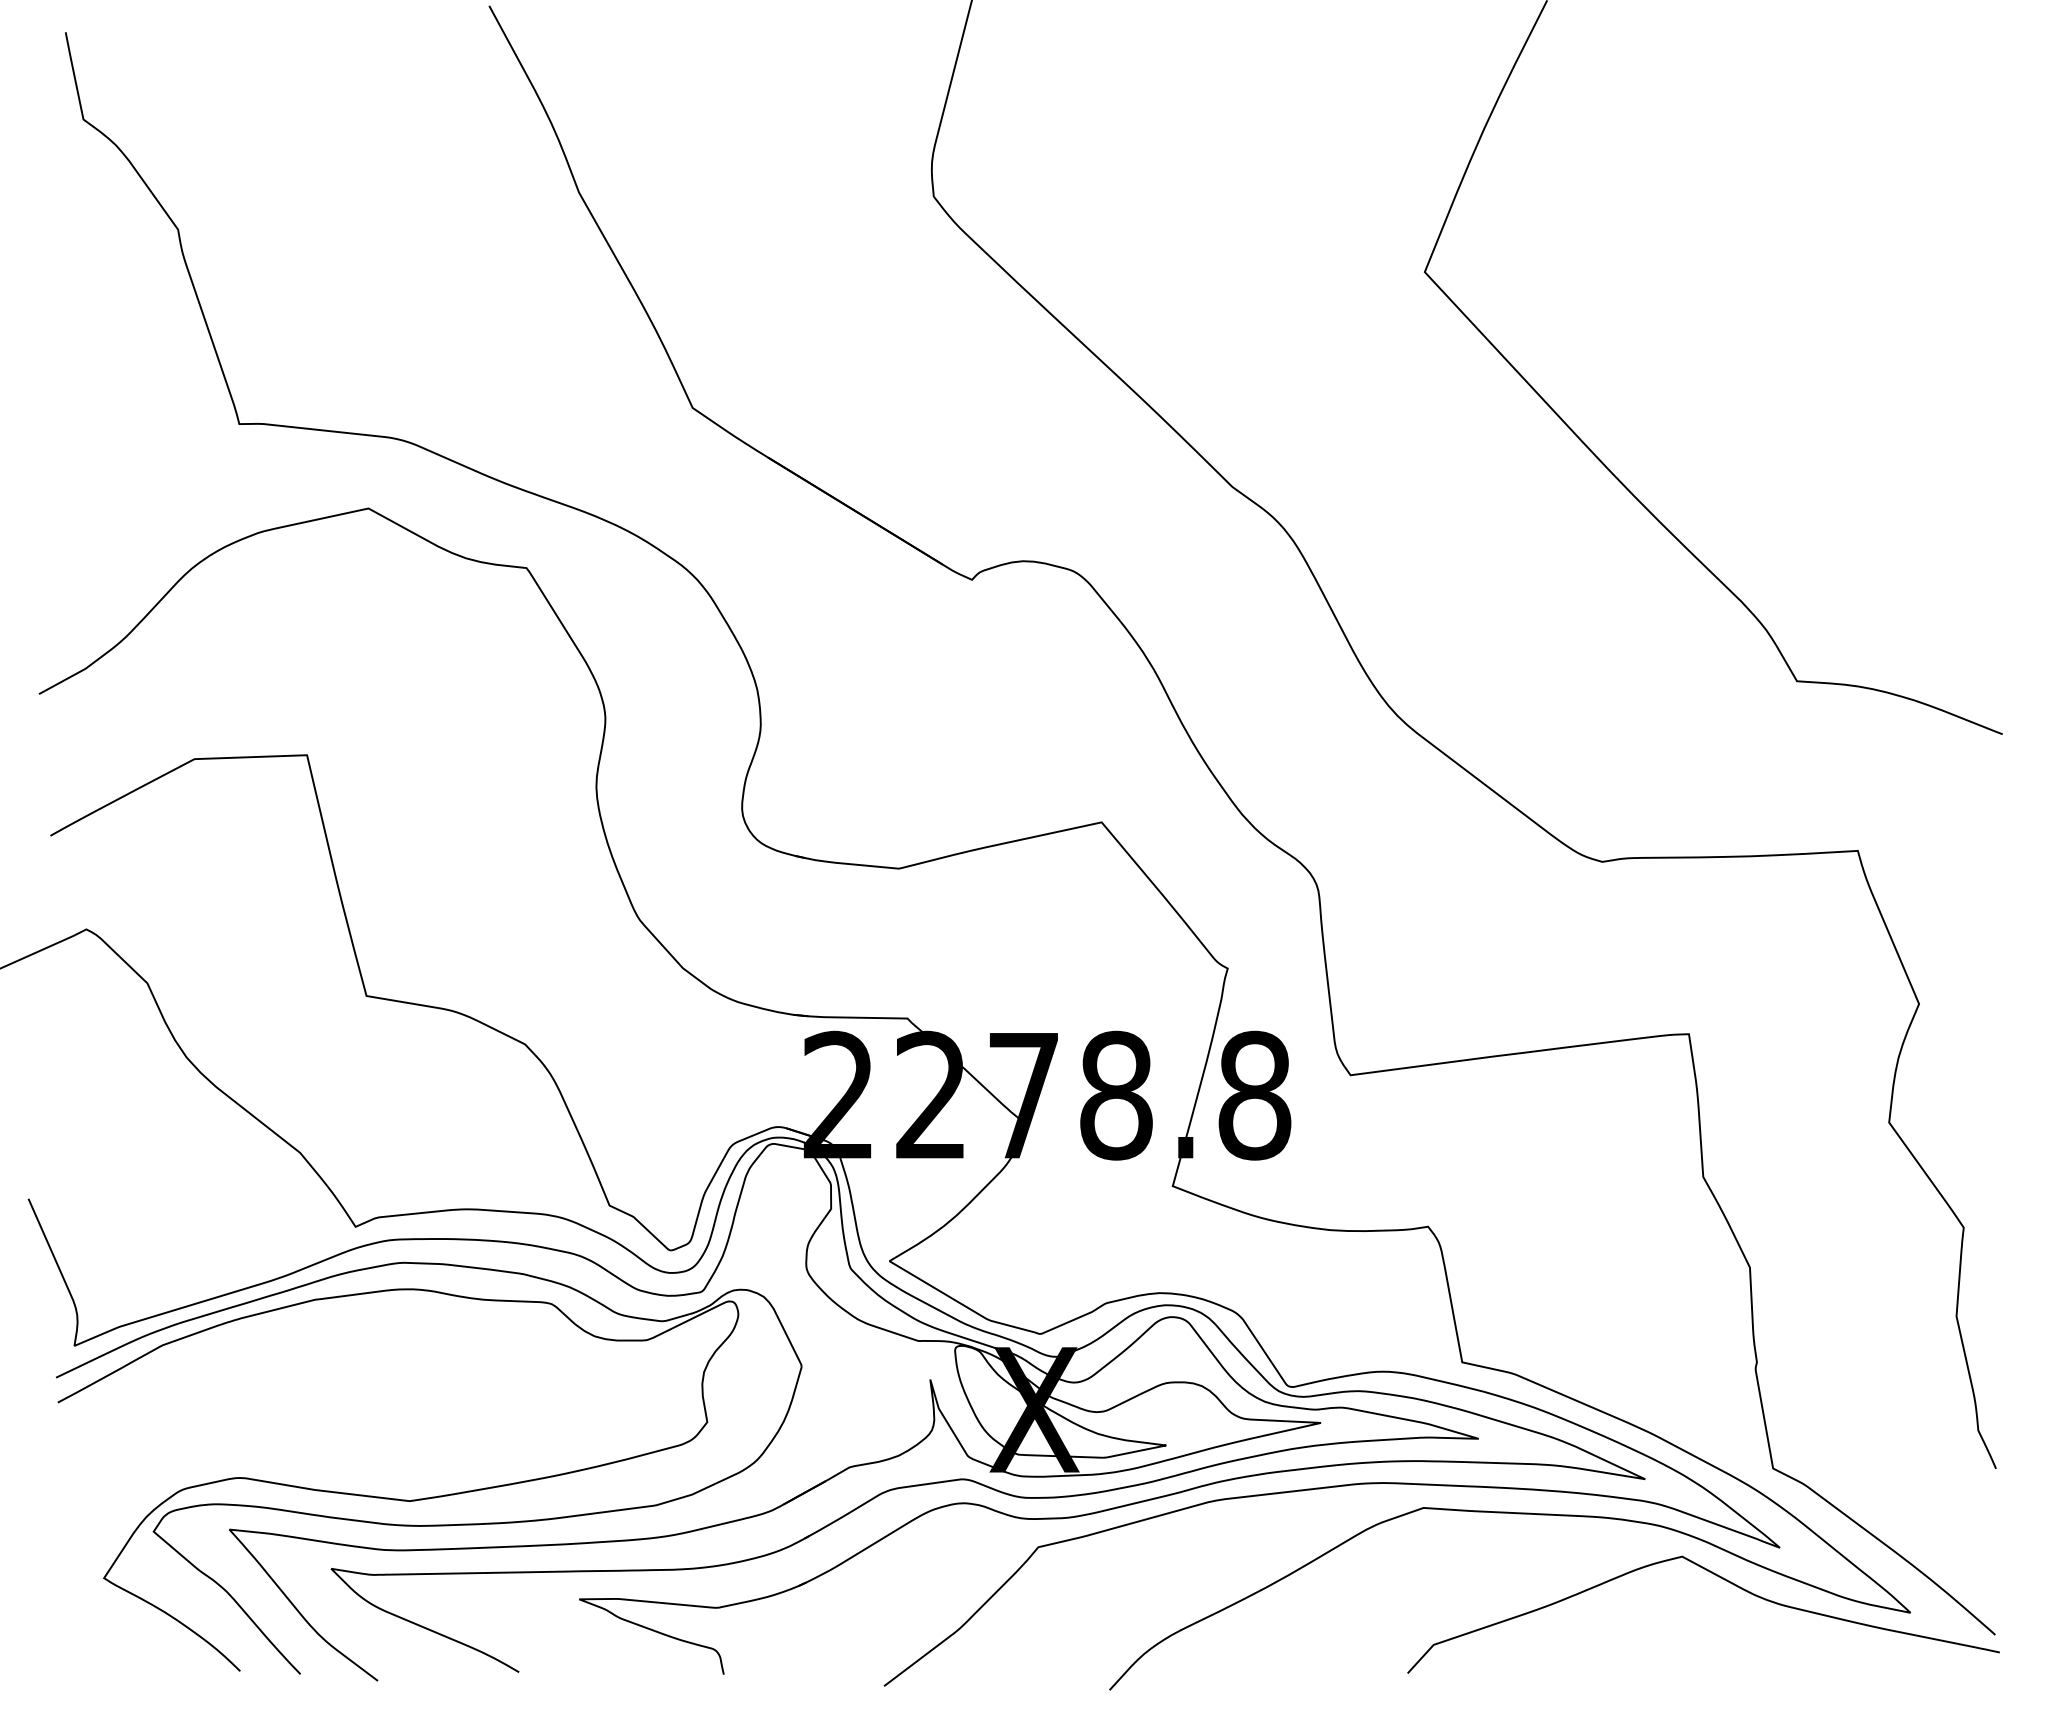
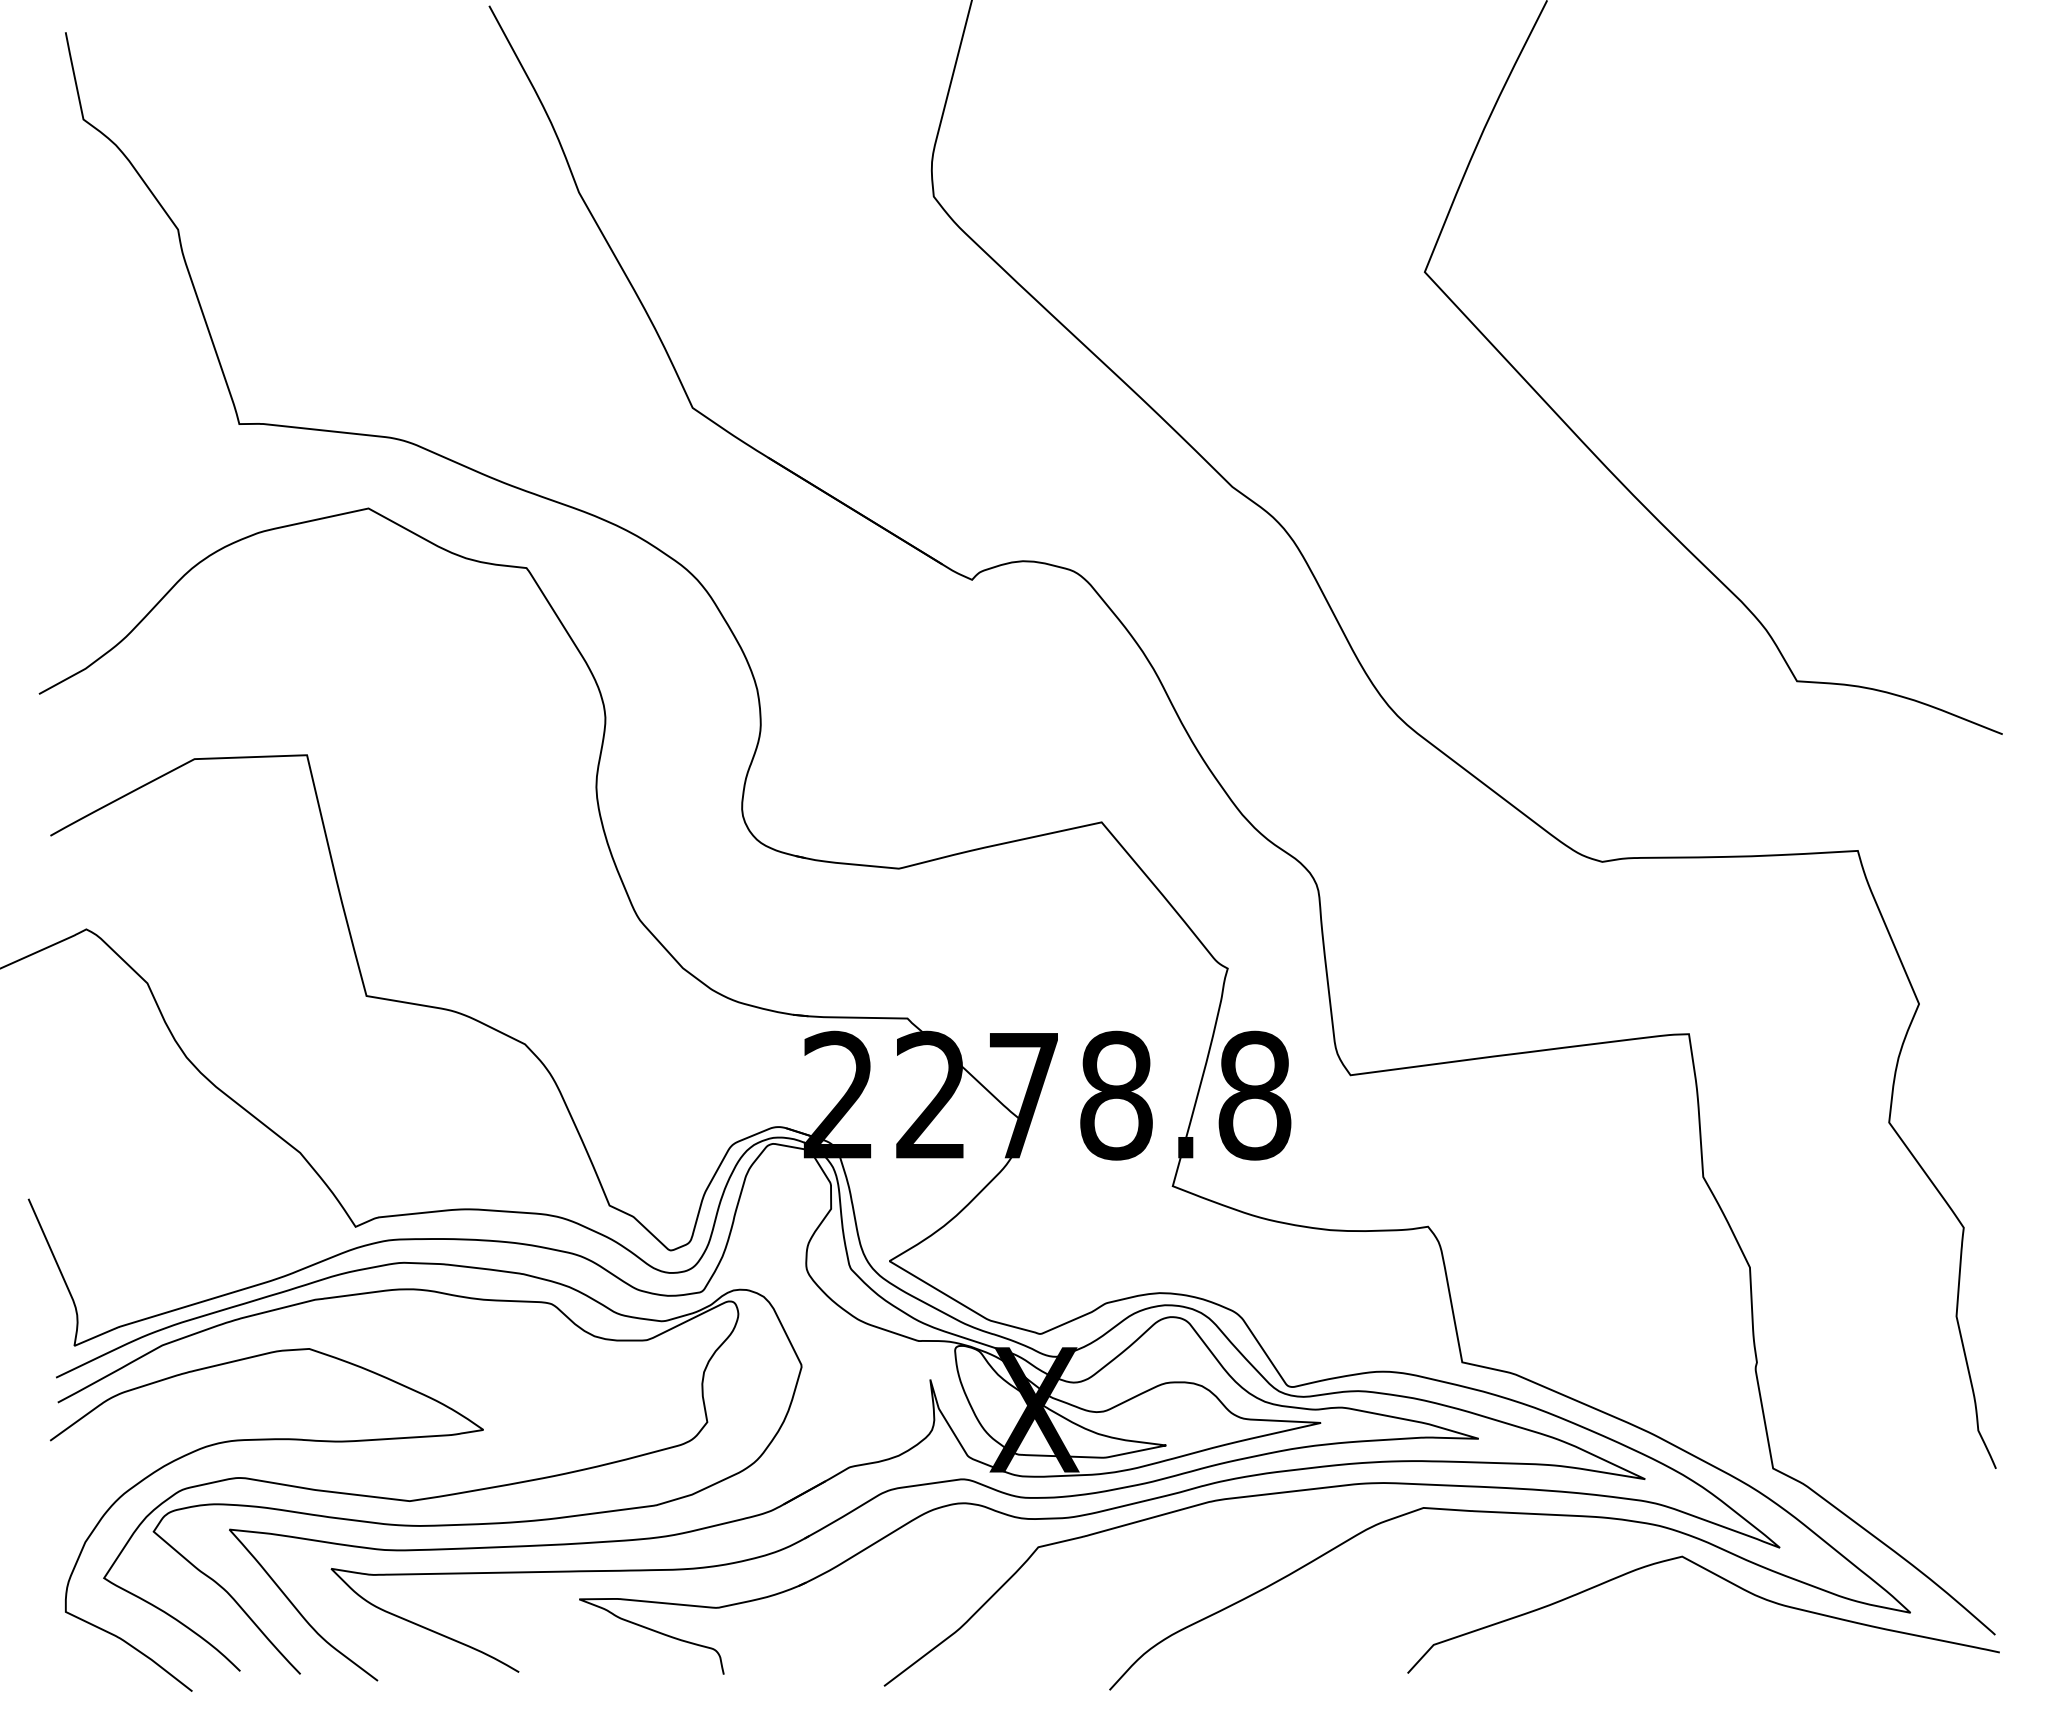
curve: none -> present (266, 1440)
